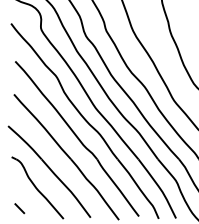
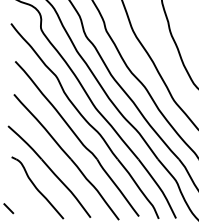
line position: (19, 208) -> (8, 208) (8, 208)
